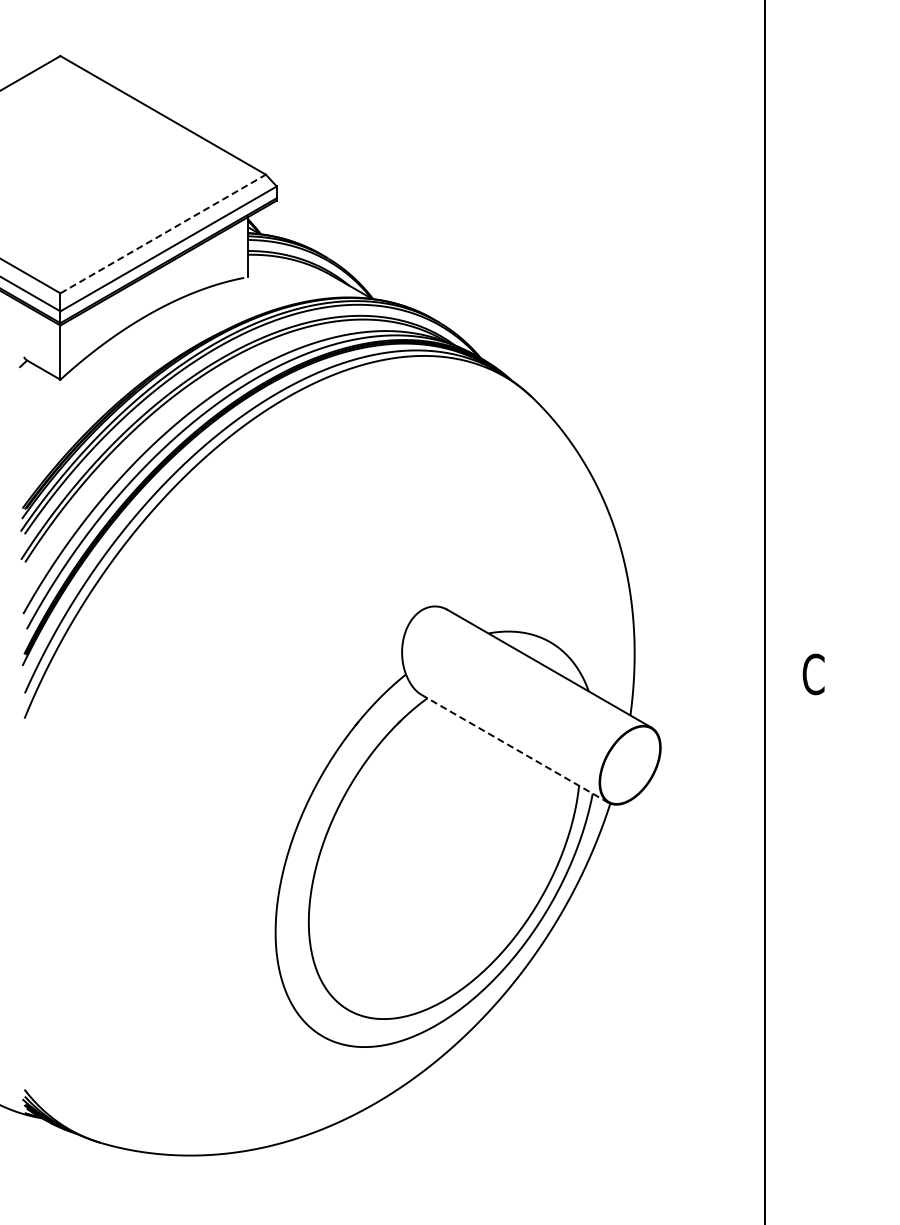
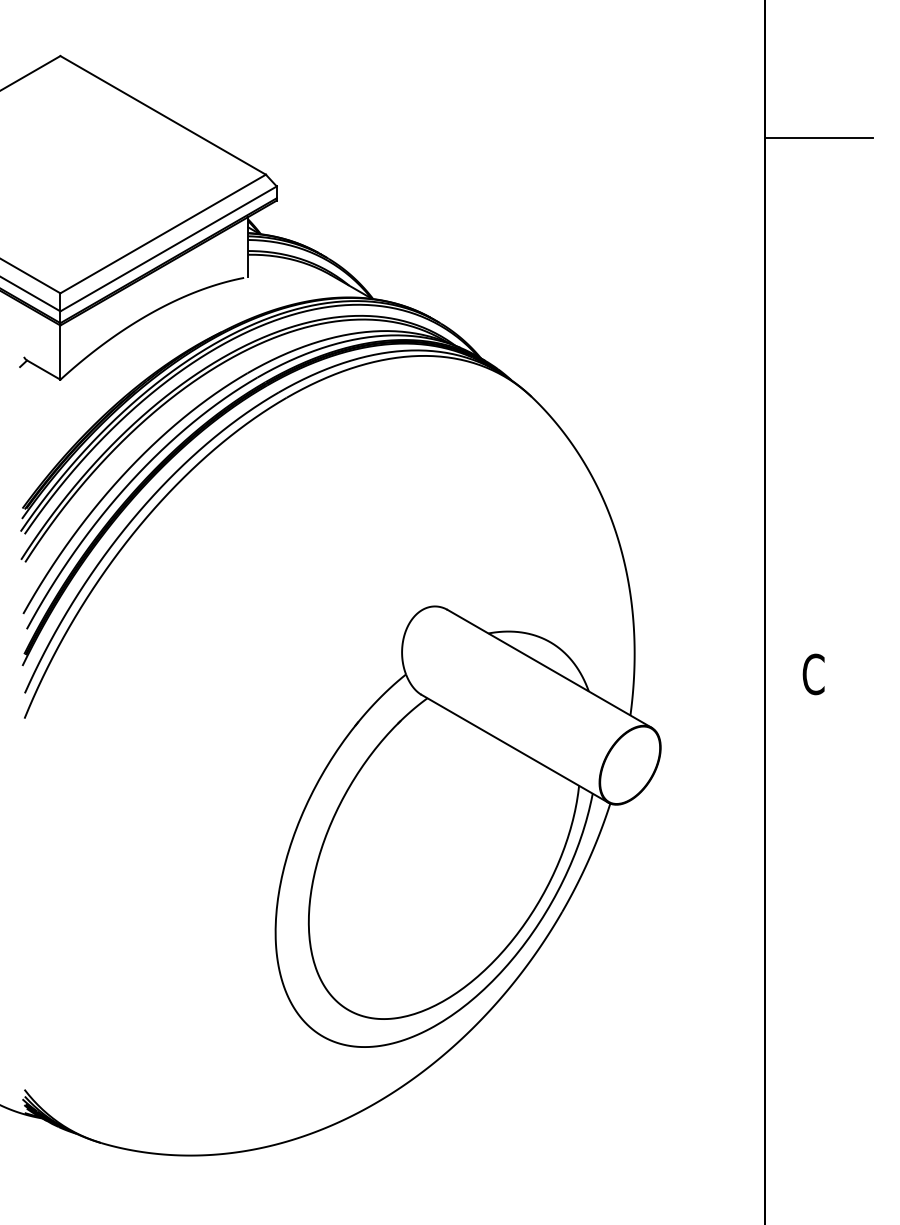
line: none -> present (818, 138)
line: dashed -> solid (163, 234)
line: dashed -> solid (515, 748)
